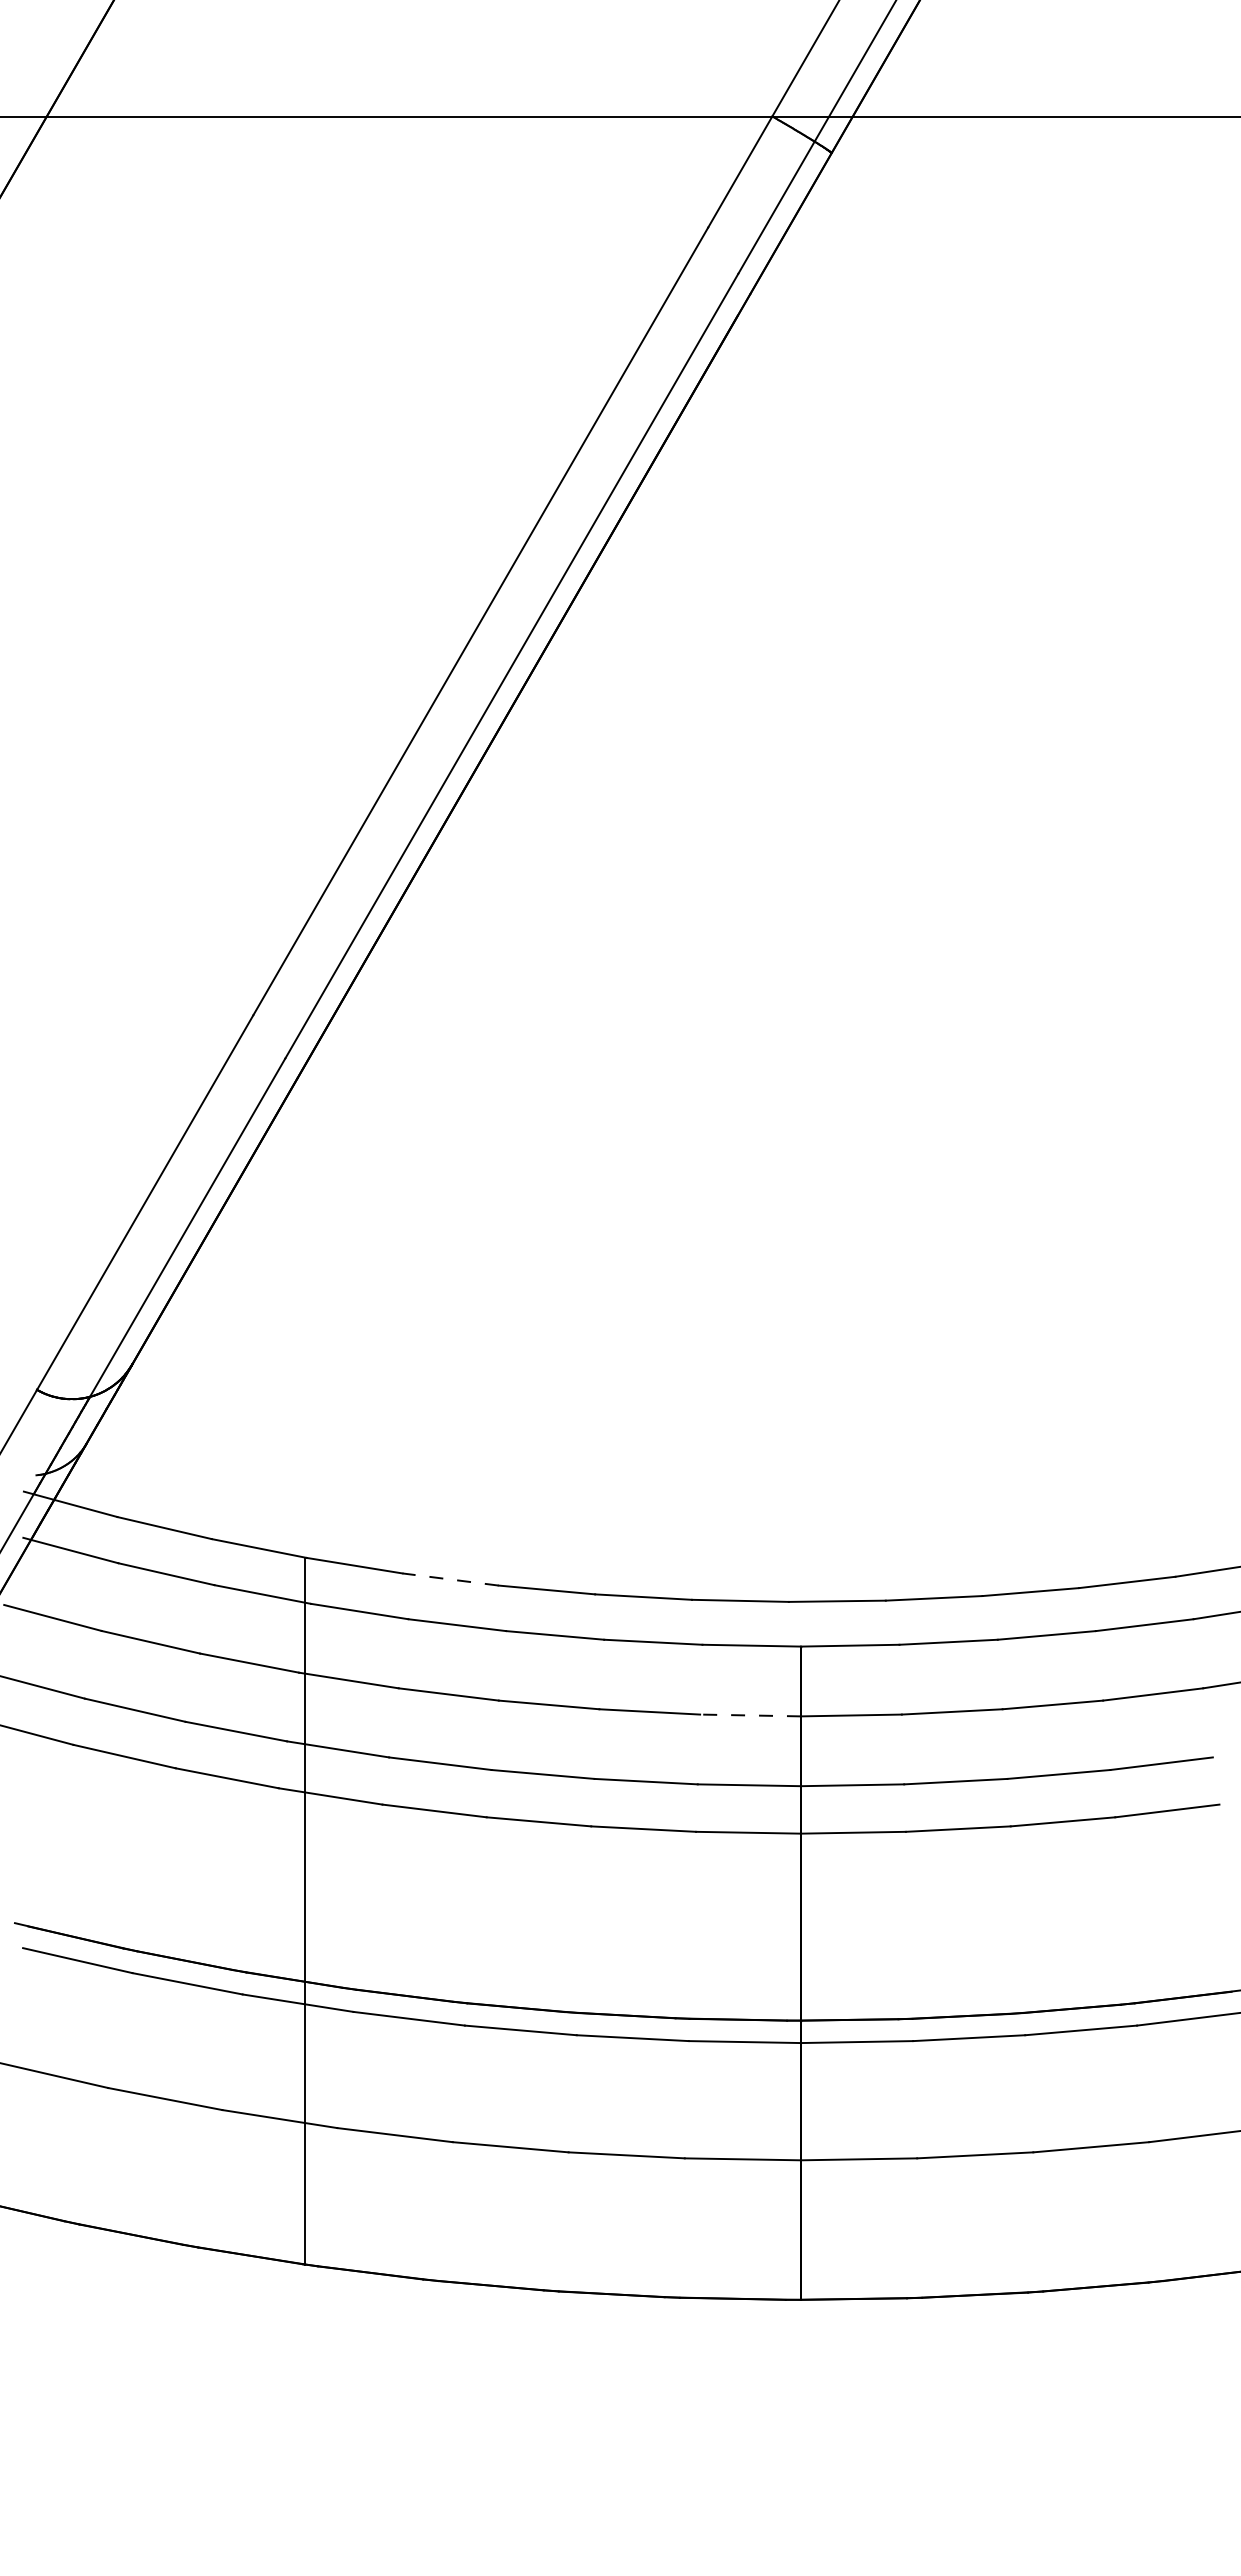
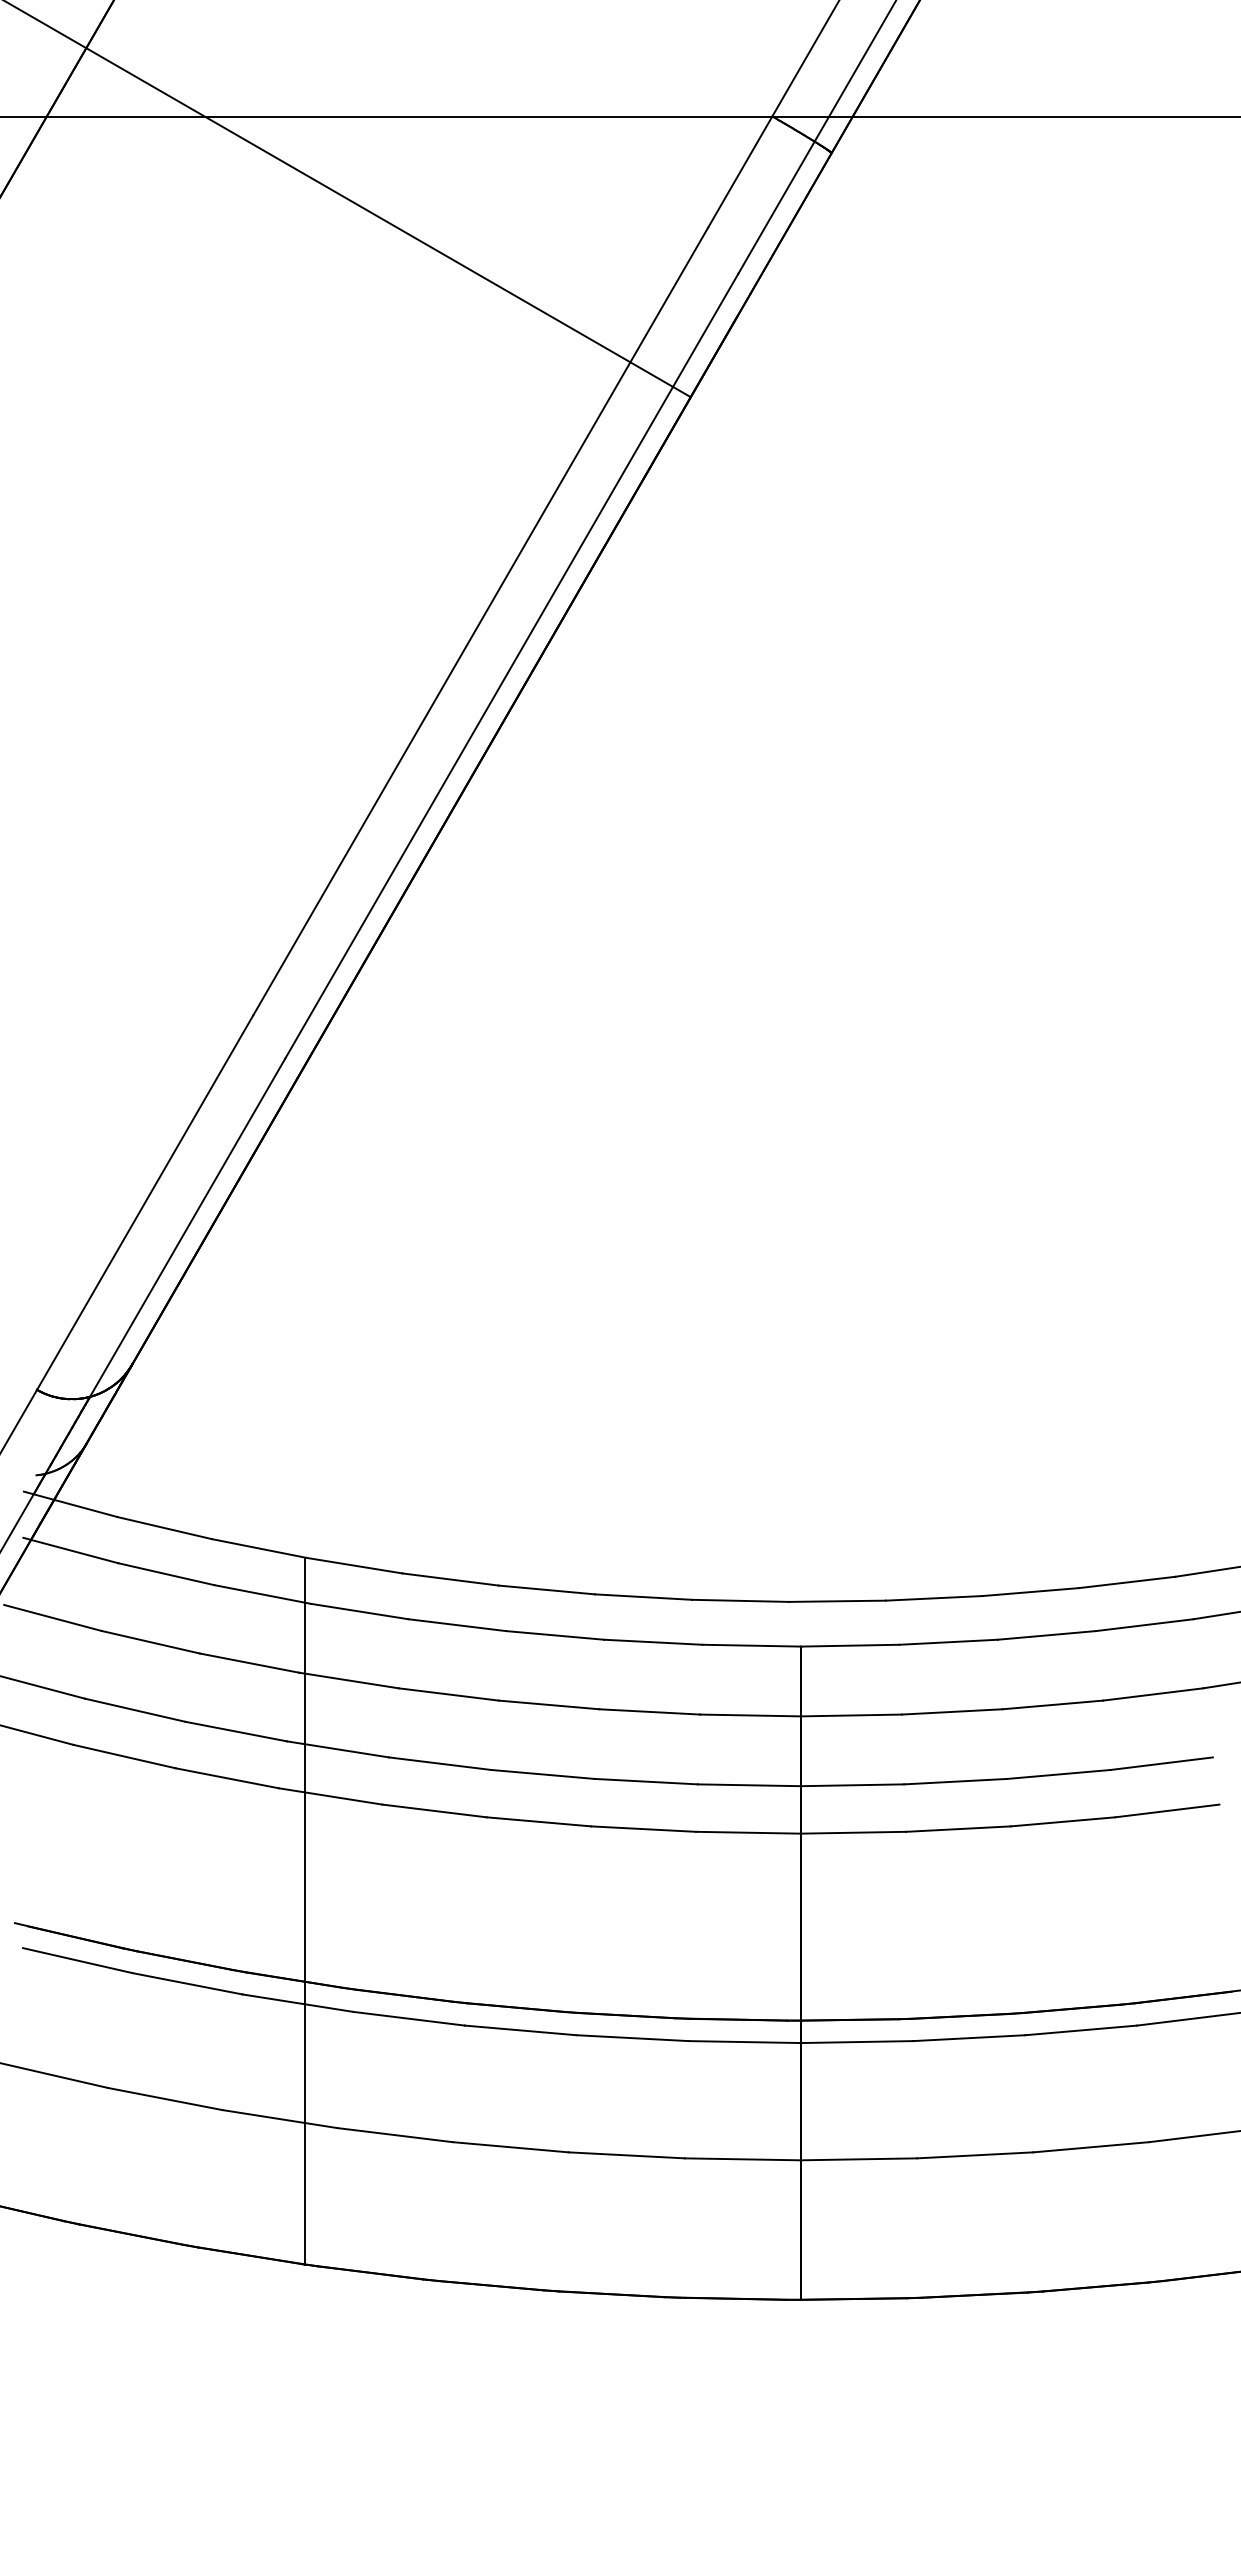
line: none -> present (348, 199)
line: dashed -> solid (450, 1579)
line: dashed -> solid (750, 1715)
